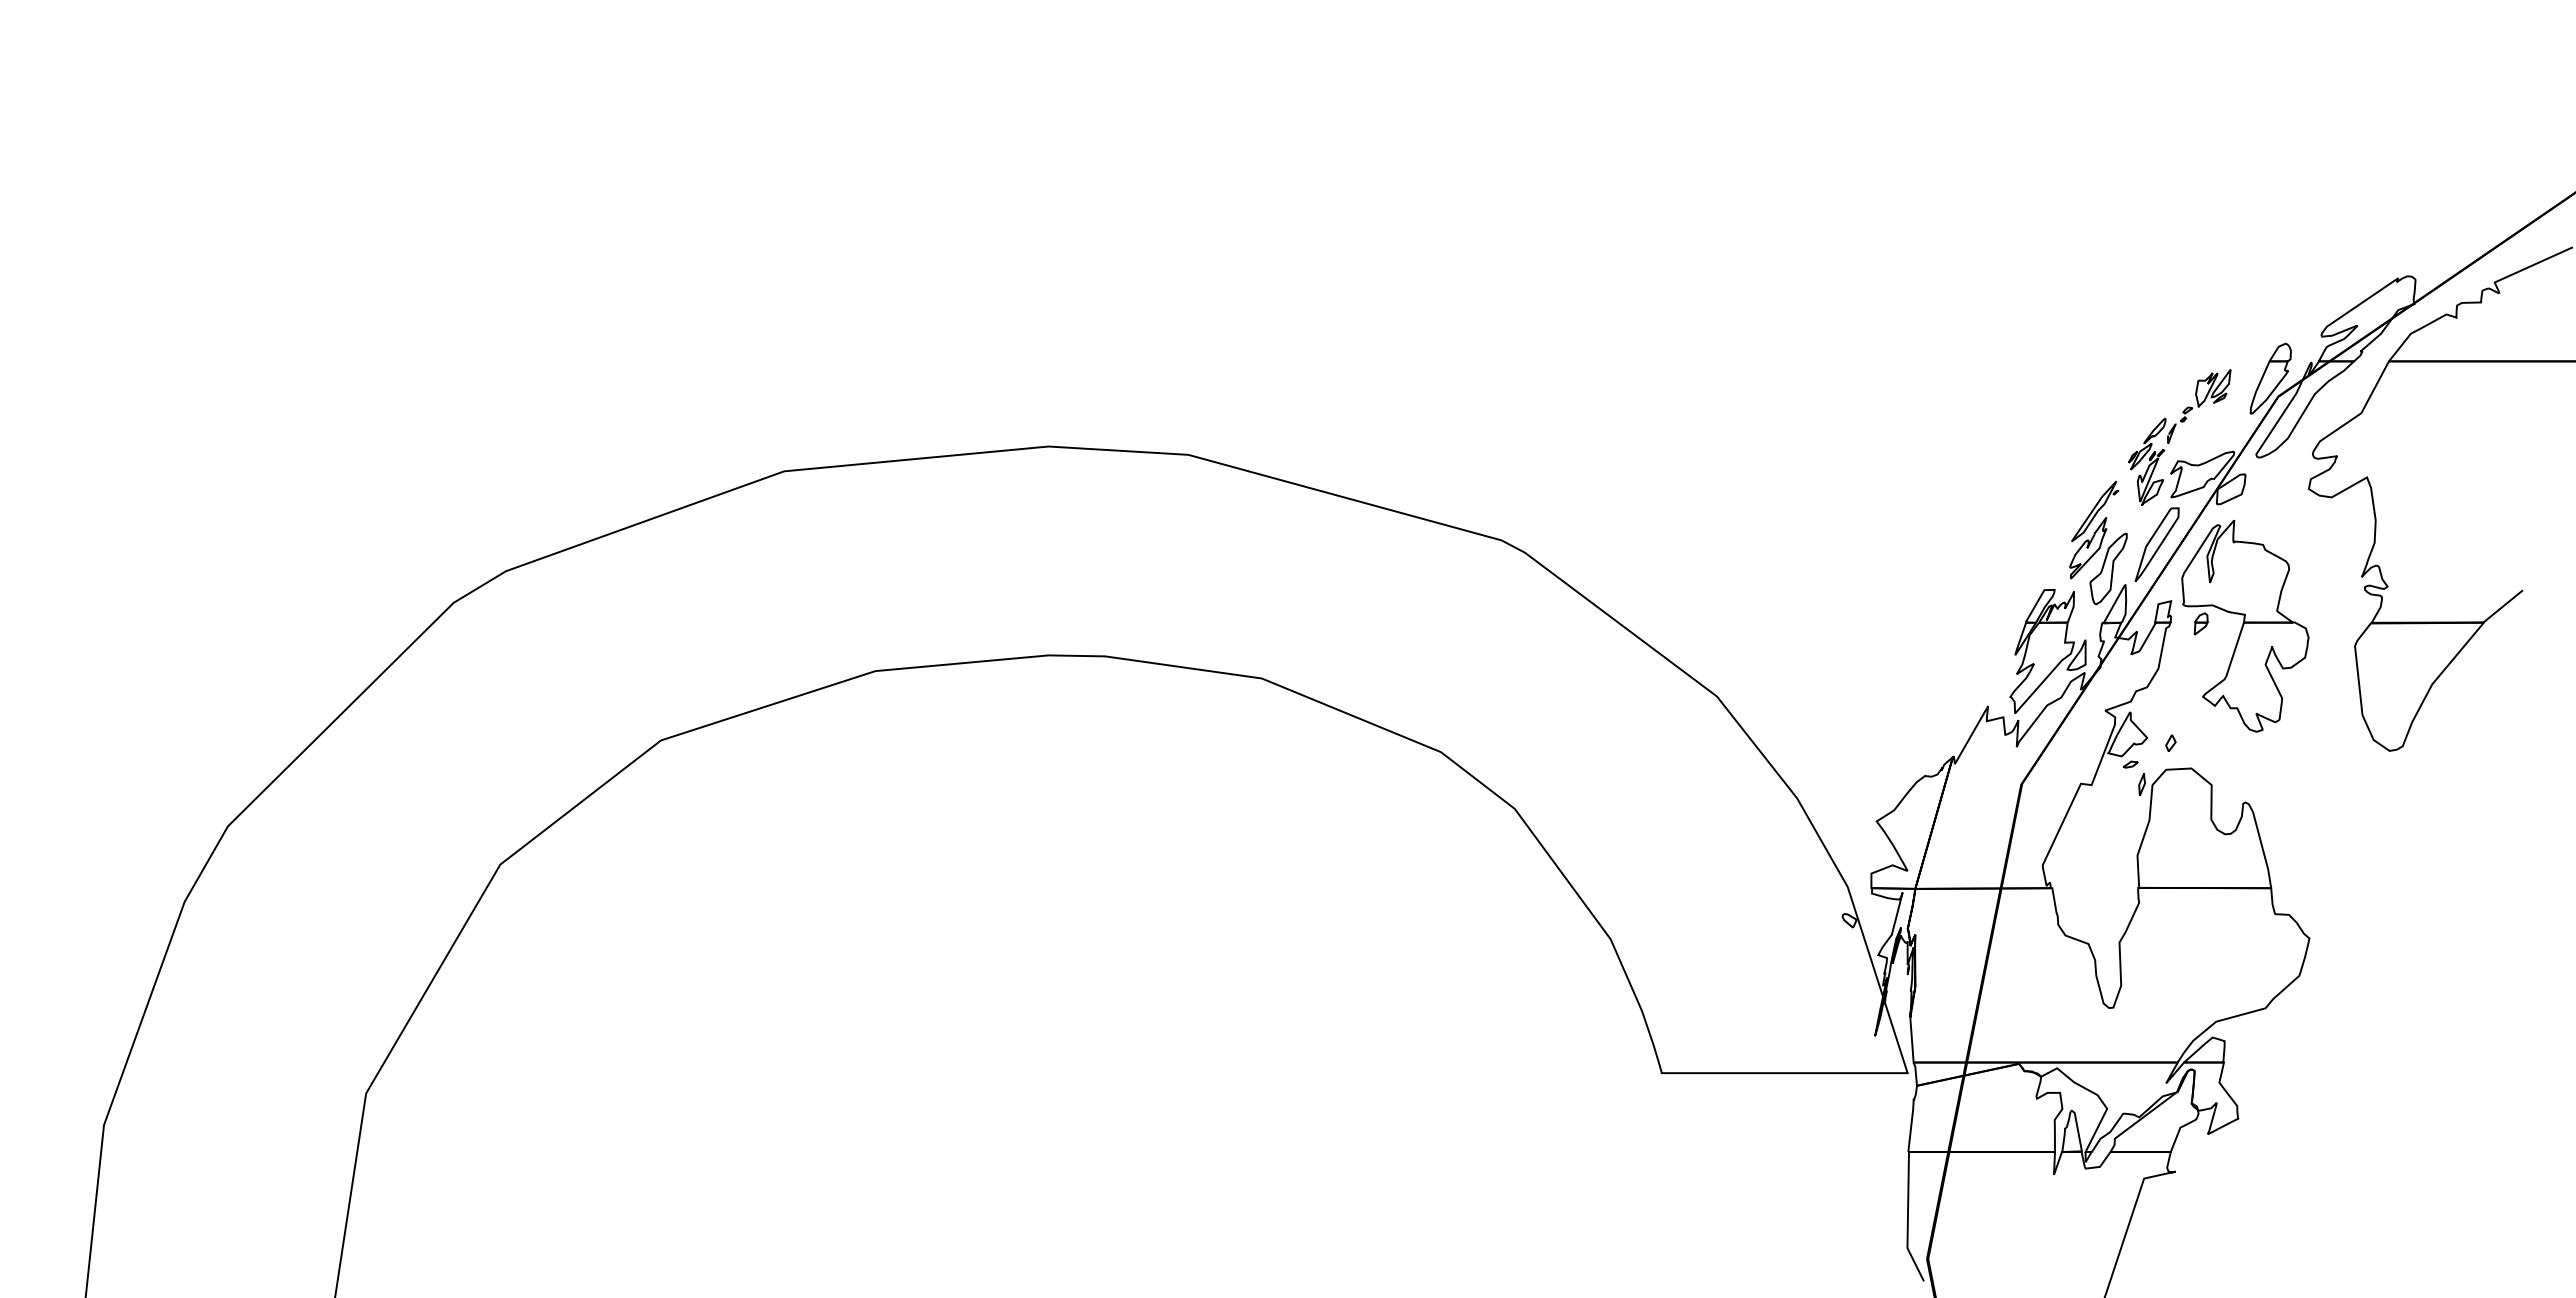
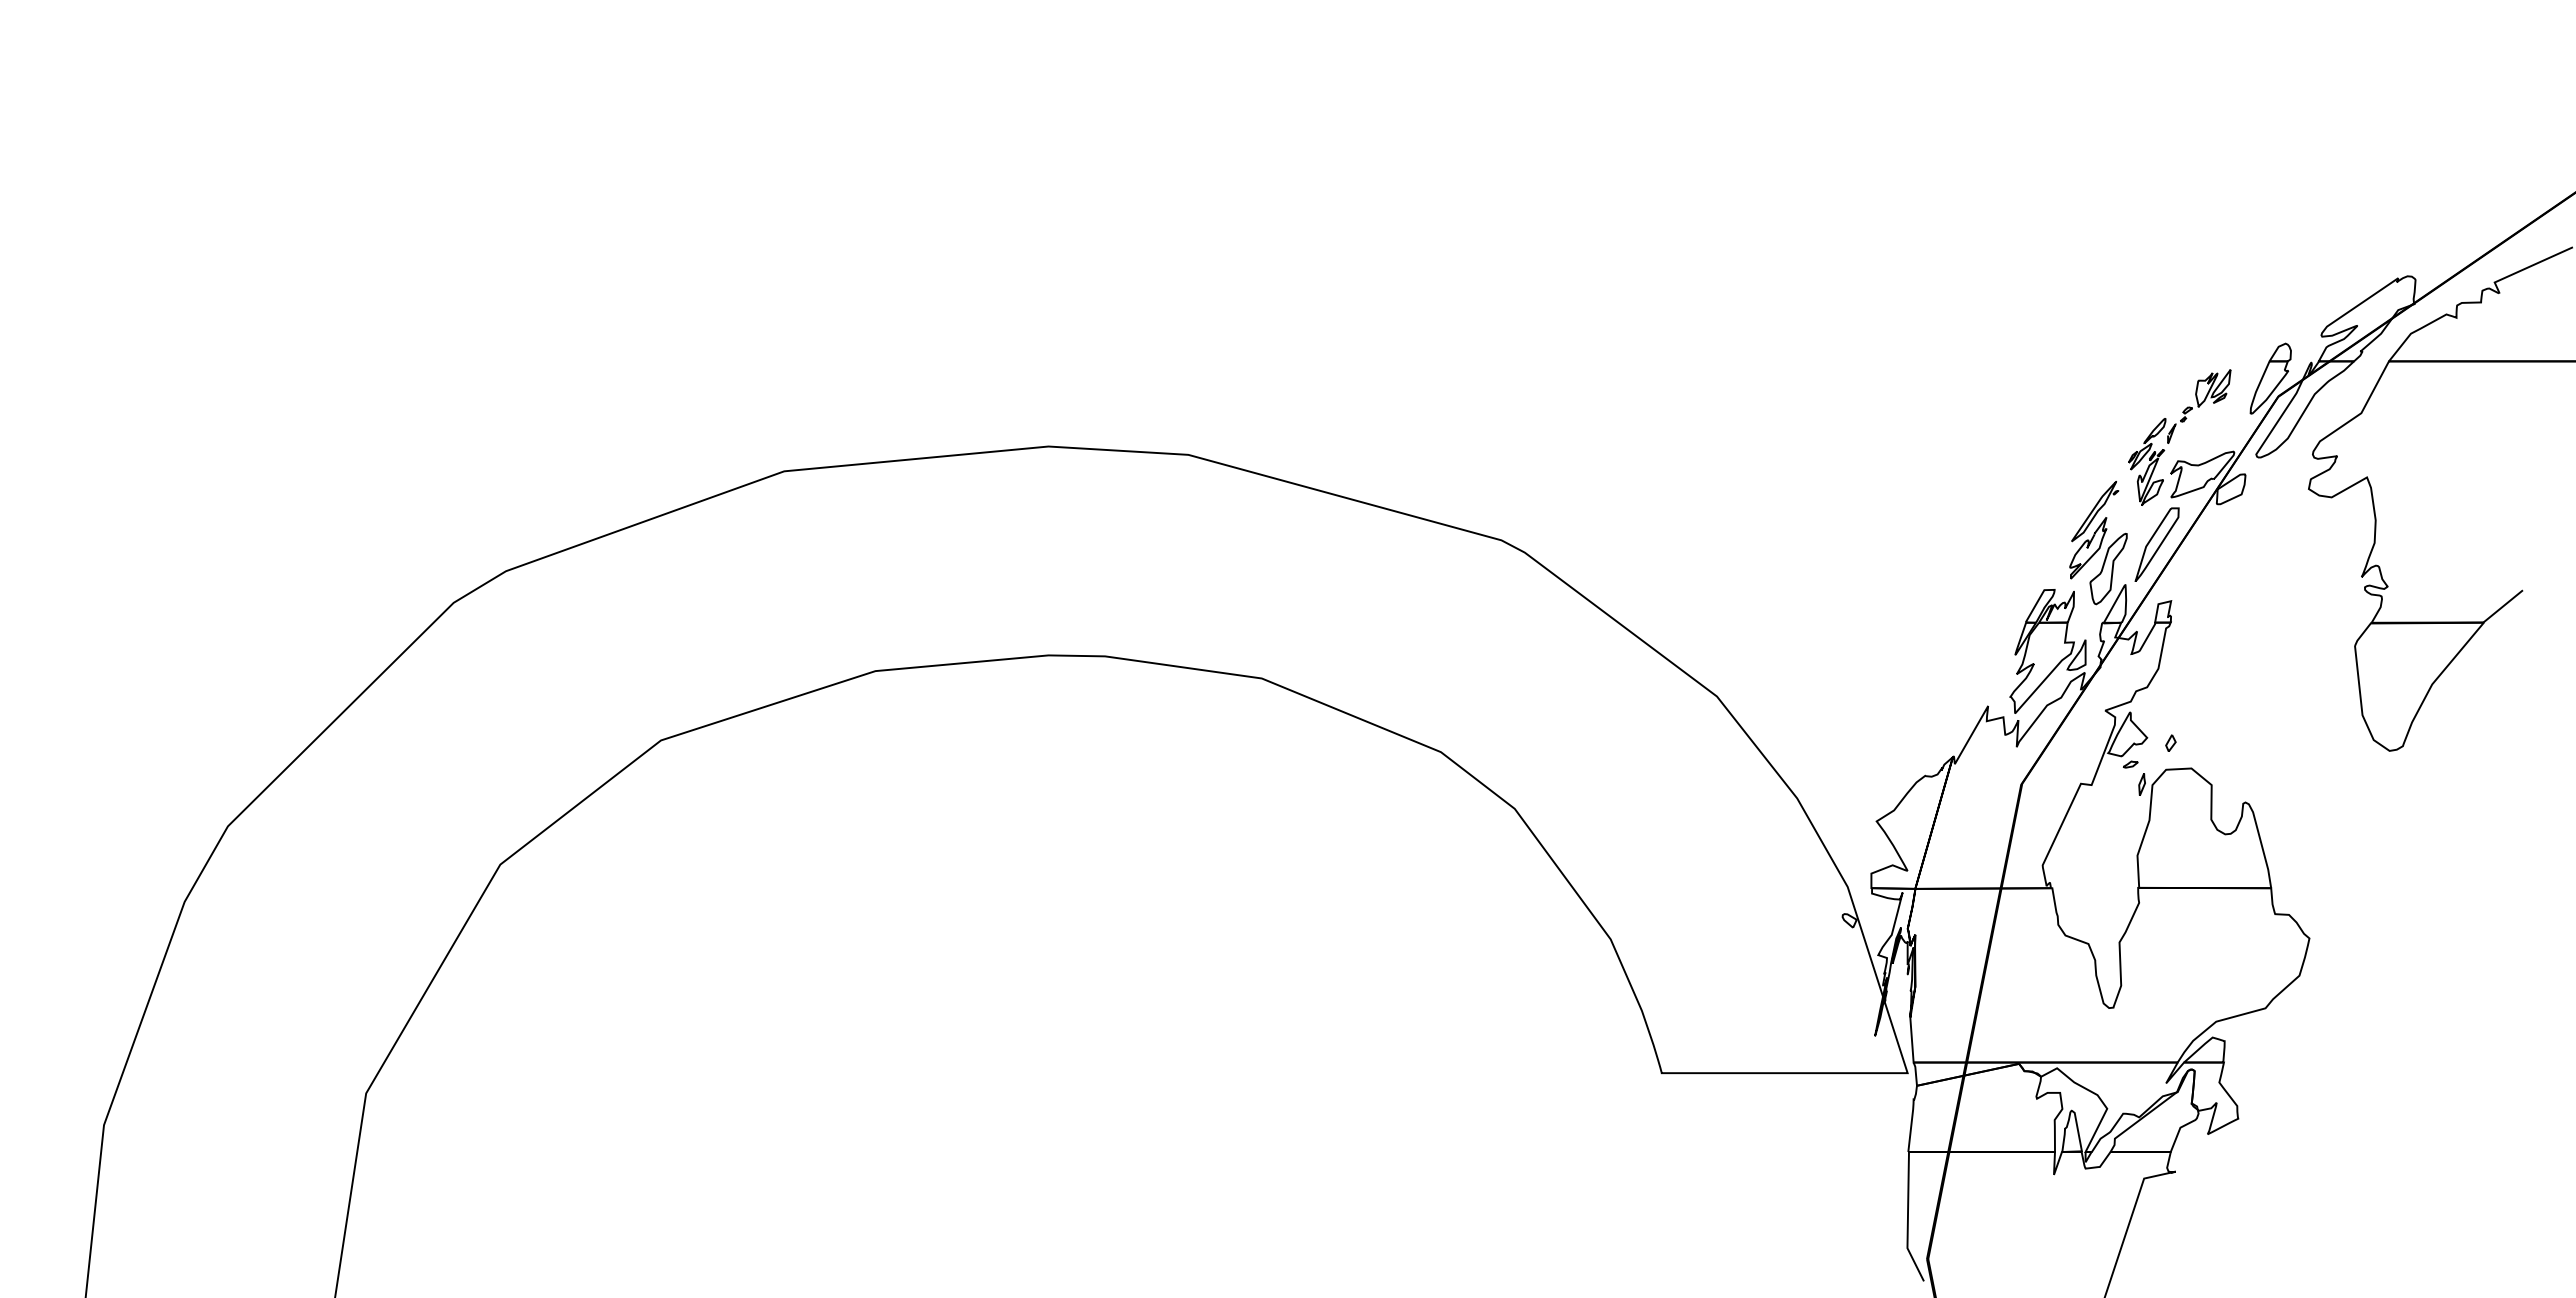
part: present -> none (2245, 625)
